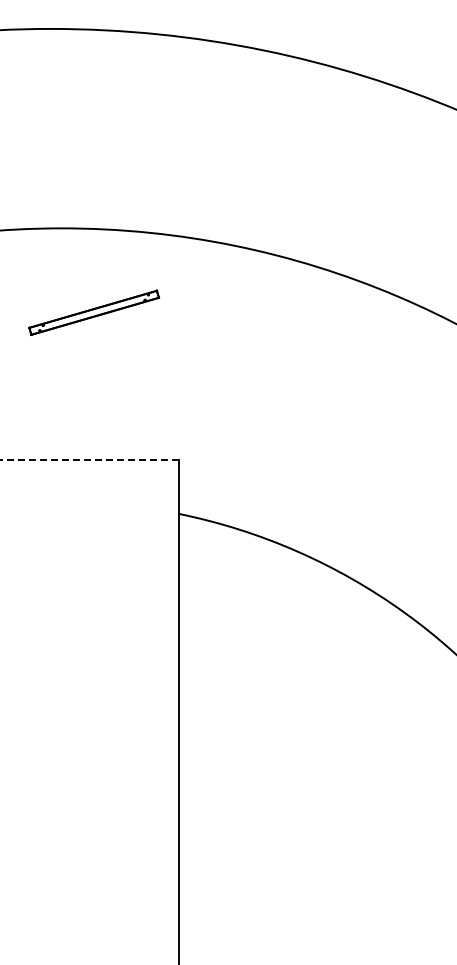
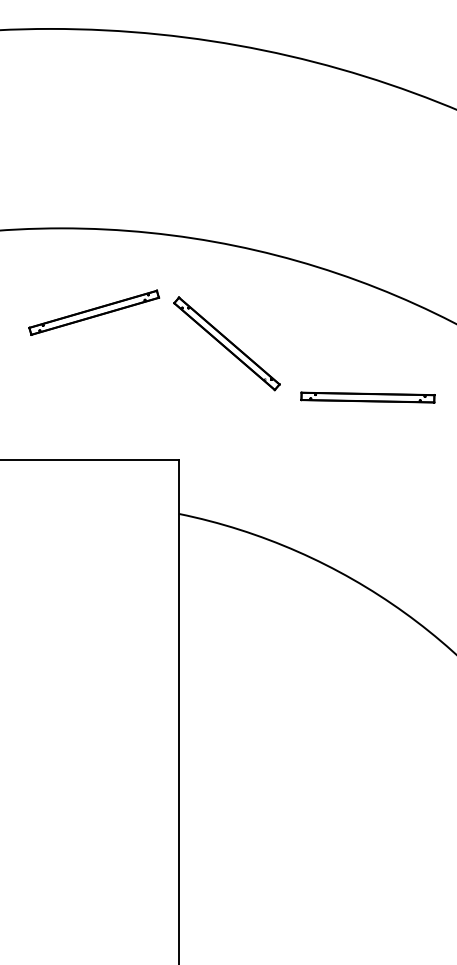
part: none -> present (226, 343)
part: none -> present (367, 397)
line: dashed -> solid (89, 459)
